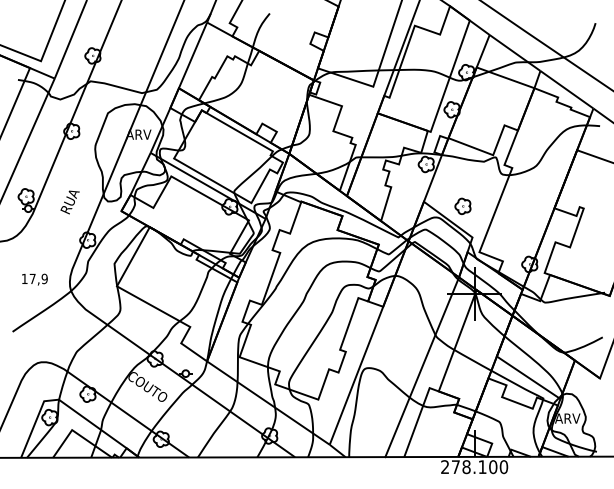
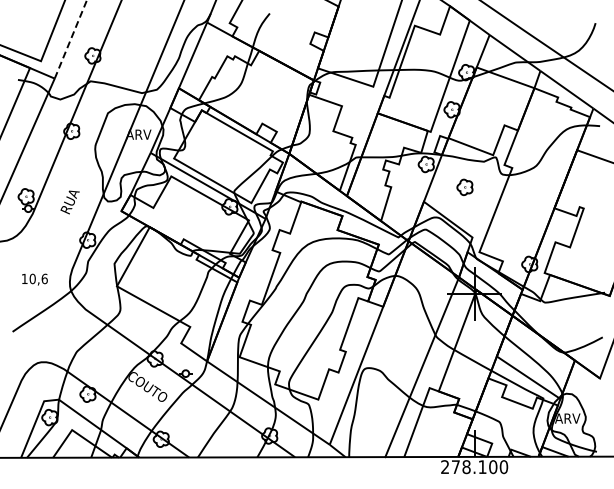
line: solid -> dashed (70, 39)
part position: (462, 205) -> (464, 186) (464, 186)
text: 17,9 -> 10,6 (38, 278)
